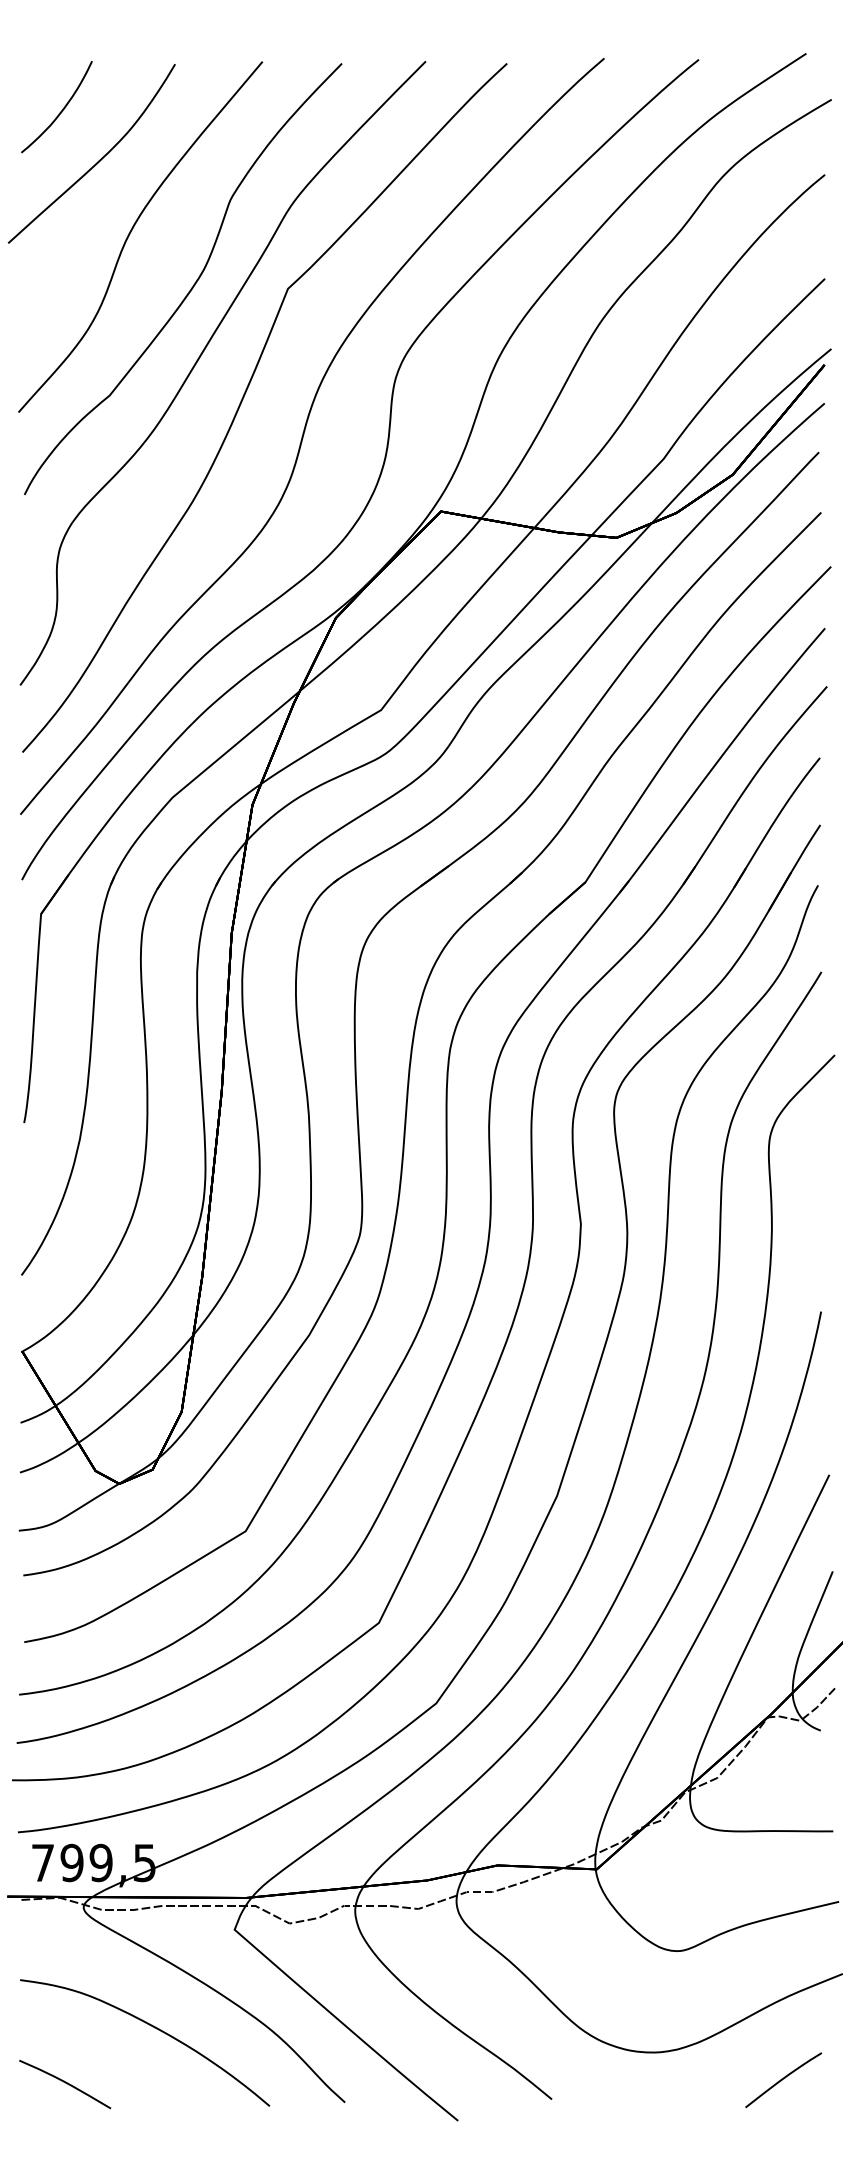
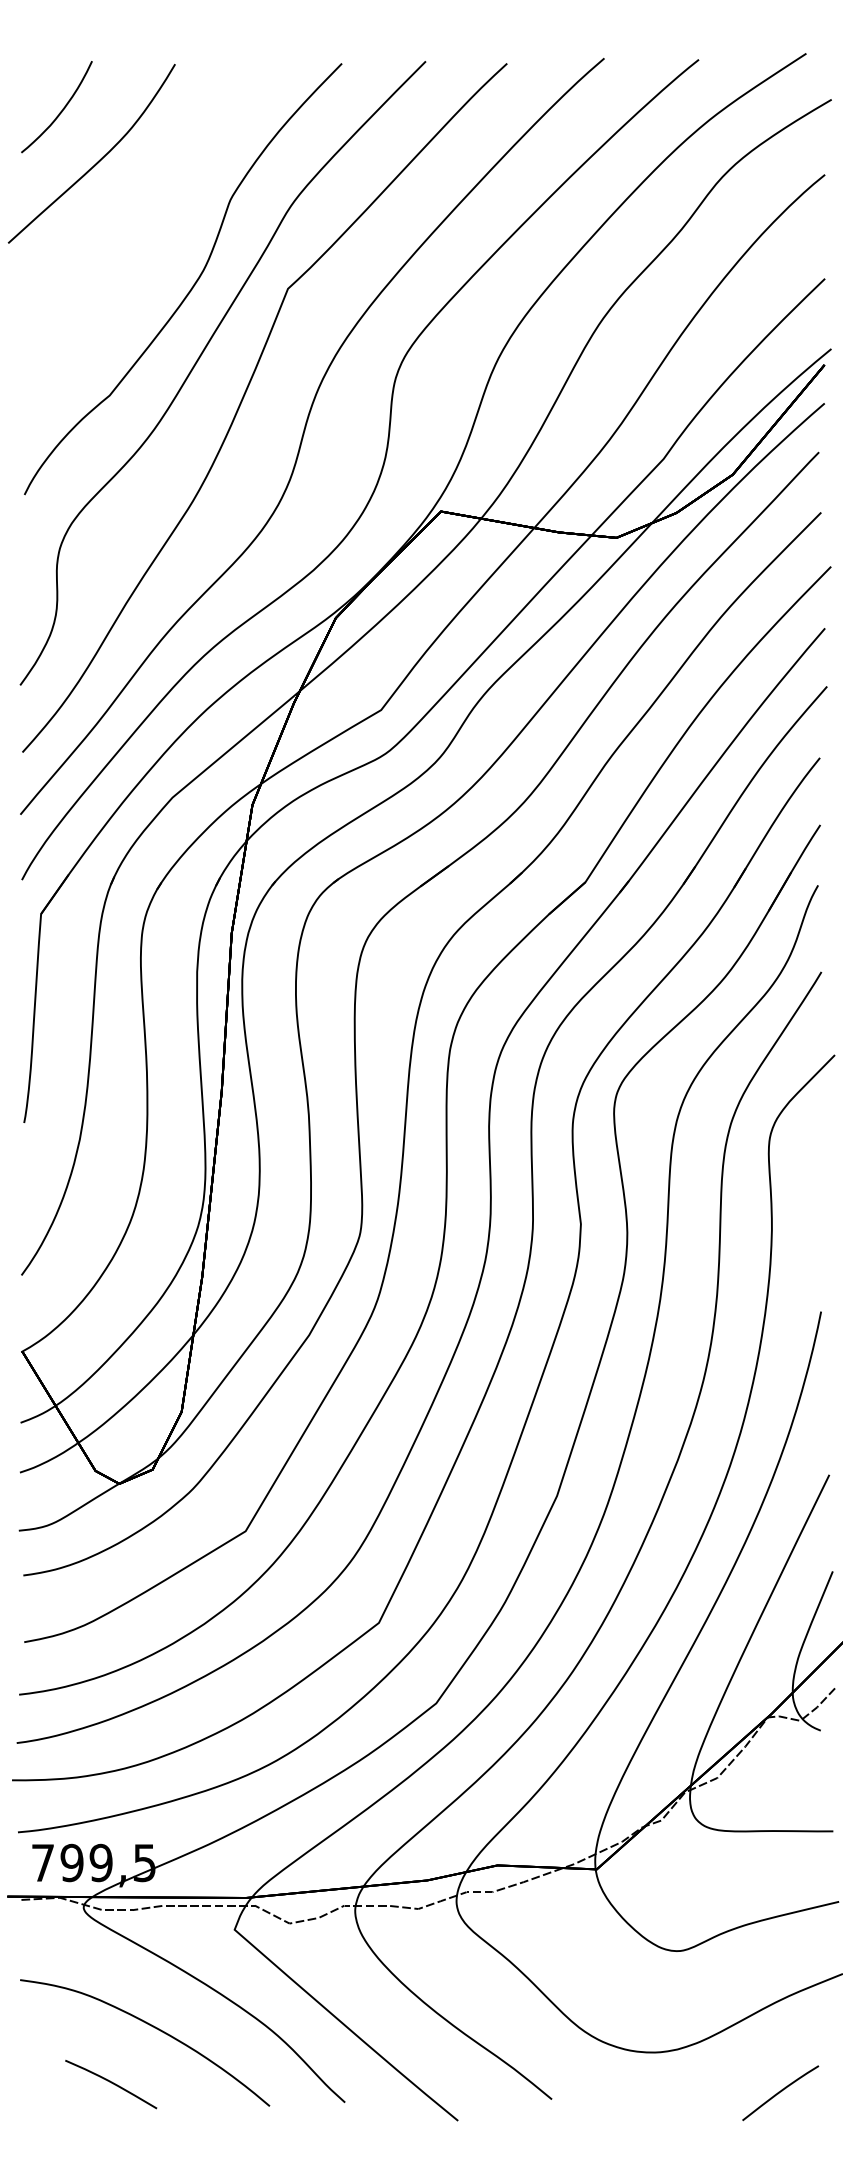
curve: present -> none (131, 232)
curve position: (783, 2079) -> (780, 2092) (780, 2092)
curve position: (65, 2083) -> (111, 2083) (111, 2083)
